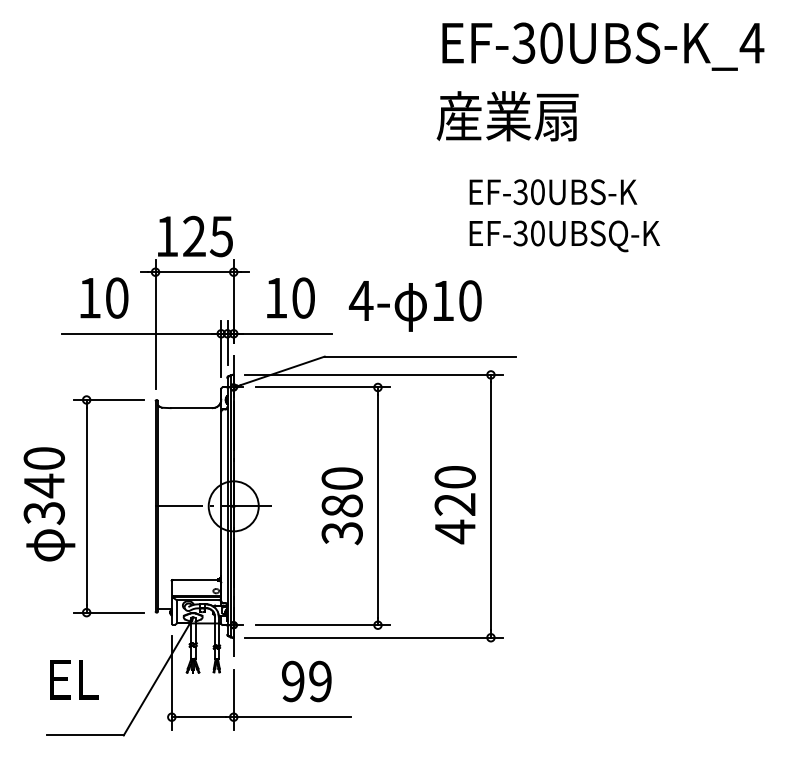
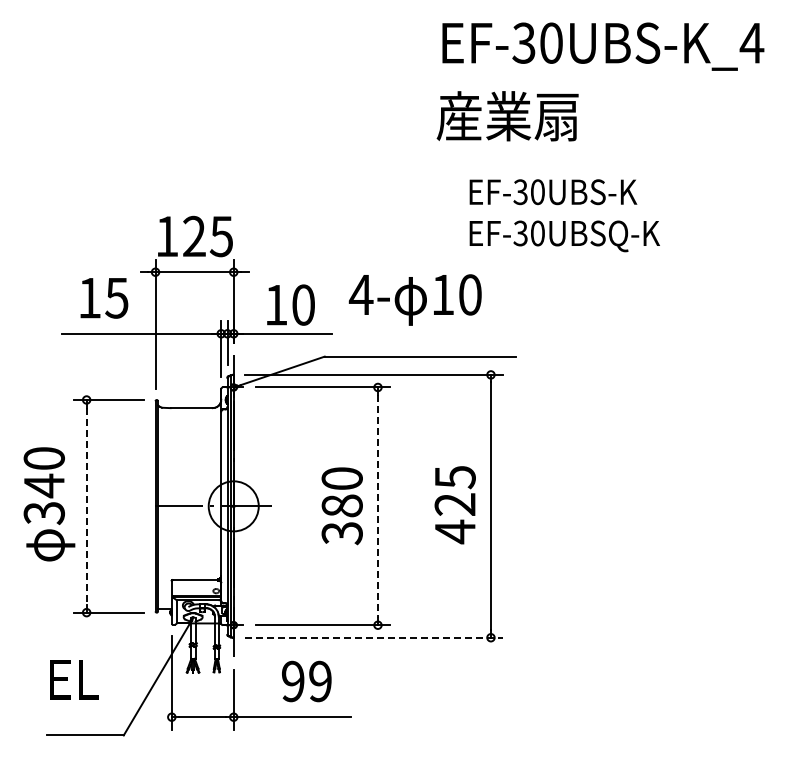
text: 10 -> 15 (116, 297)
text position: (290, 297) -> (290, 304) (290, 304)
text position: (414, 305) -> (414, 299) (414, 299)
text: 420 -> 425 (454, 477)
line: solid -> dashed (86, 506)
line: solid -> dashed (377, 506)
line: solid -> dashed (374, 637)
